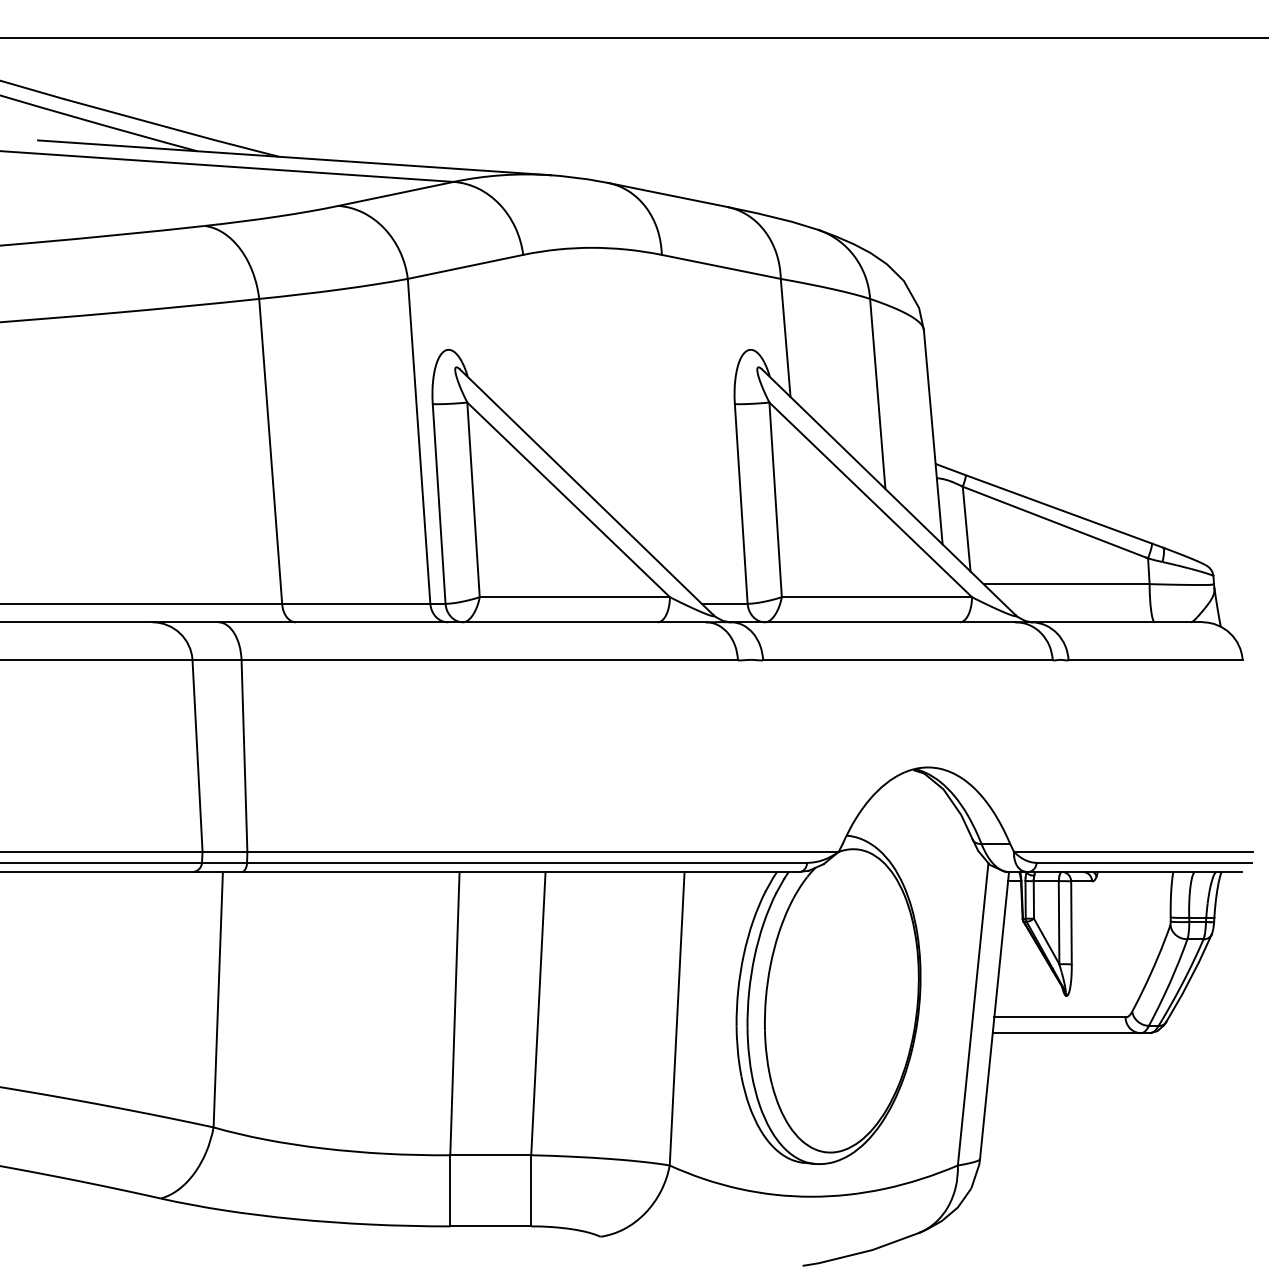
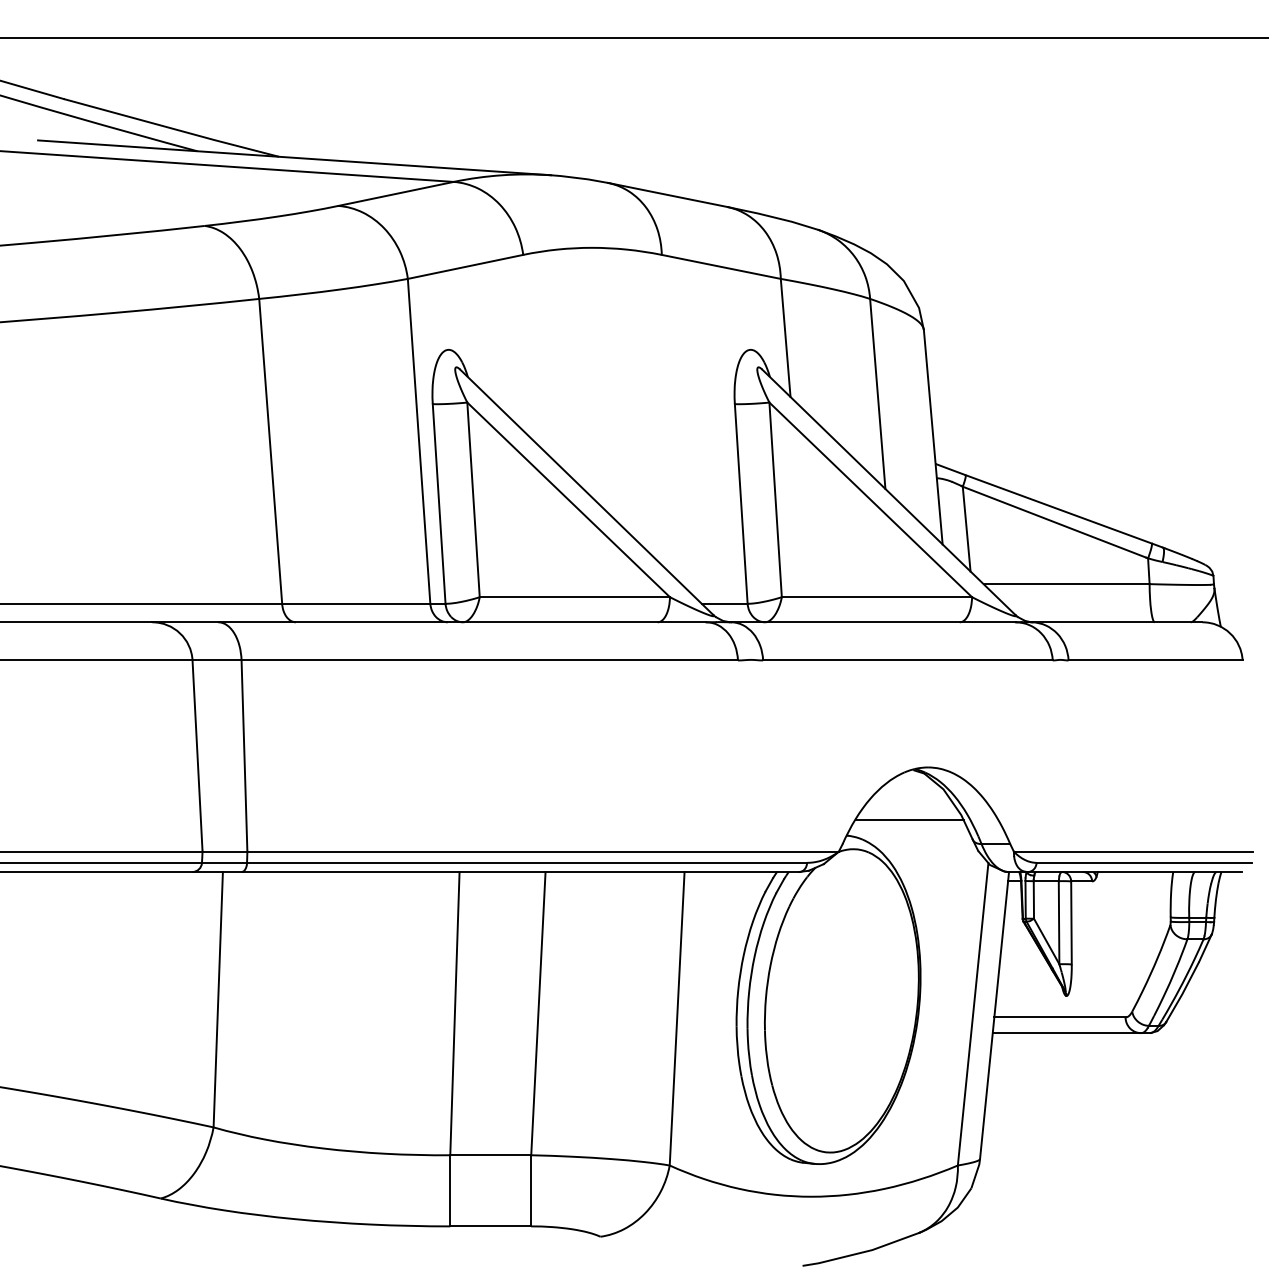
line: none -> present (909, 820)
